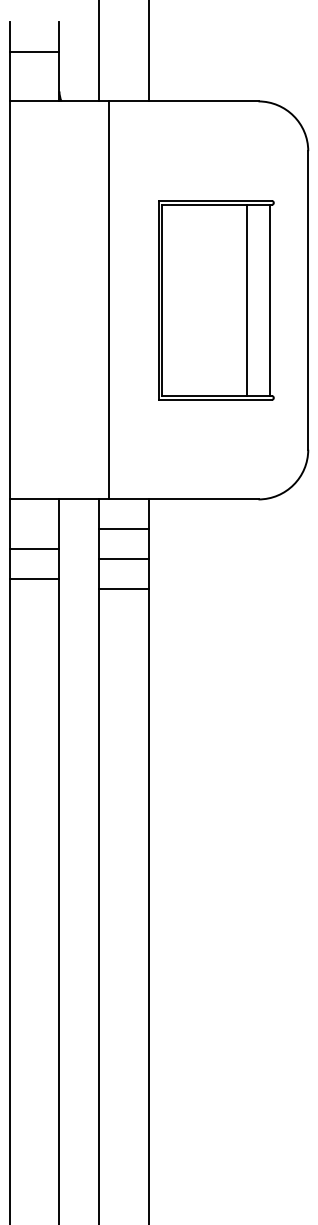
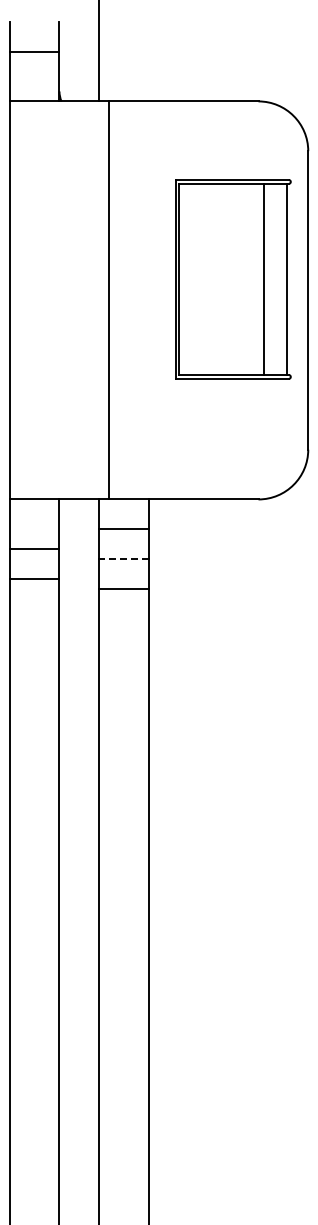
line: present -> none (149, 51)
part position: (216, 300) -> (233, 279) (233, 279)
line: solid -> dashed (124, 559)
